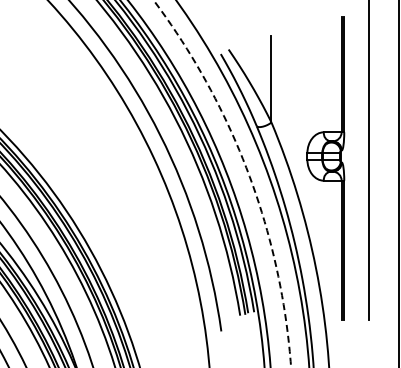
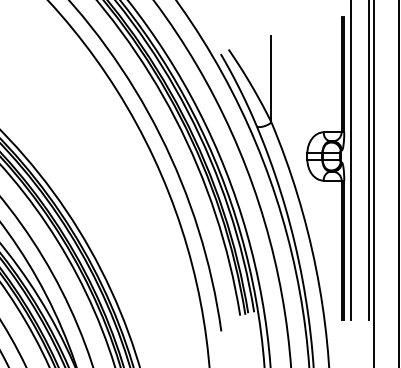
line: none -> present (350, 161)
arc: dashed -> solid (247, 171)
line: none -> present (374, 183)
